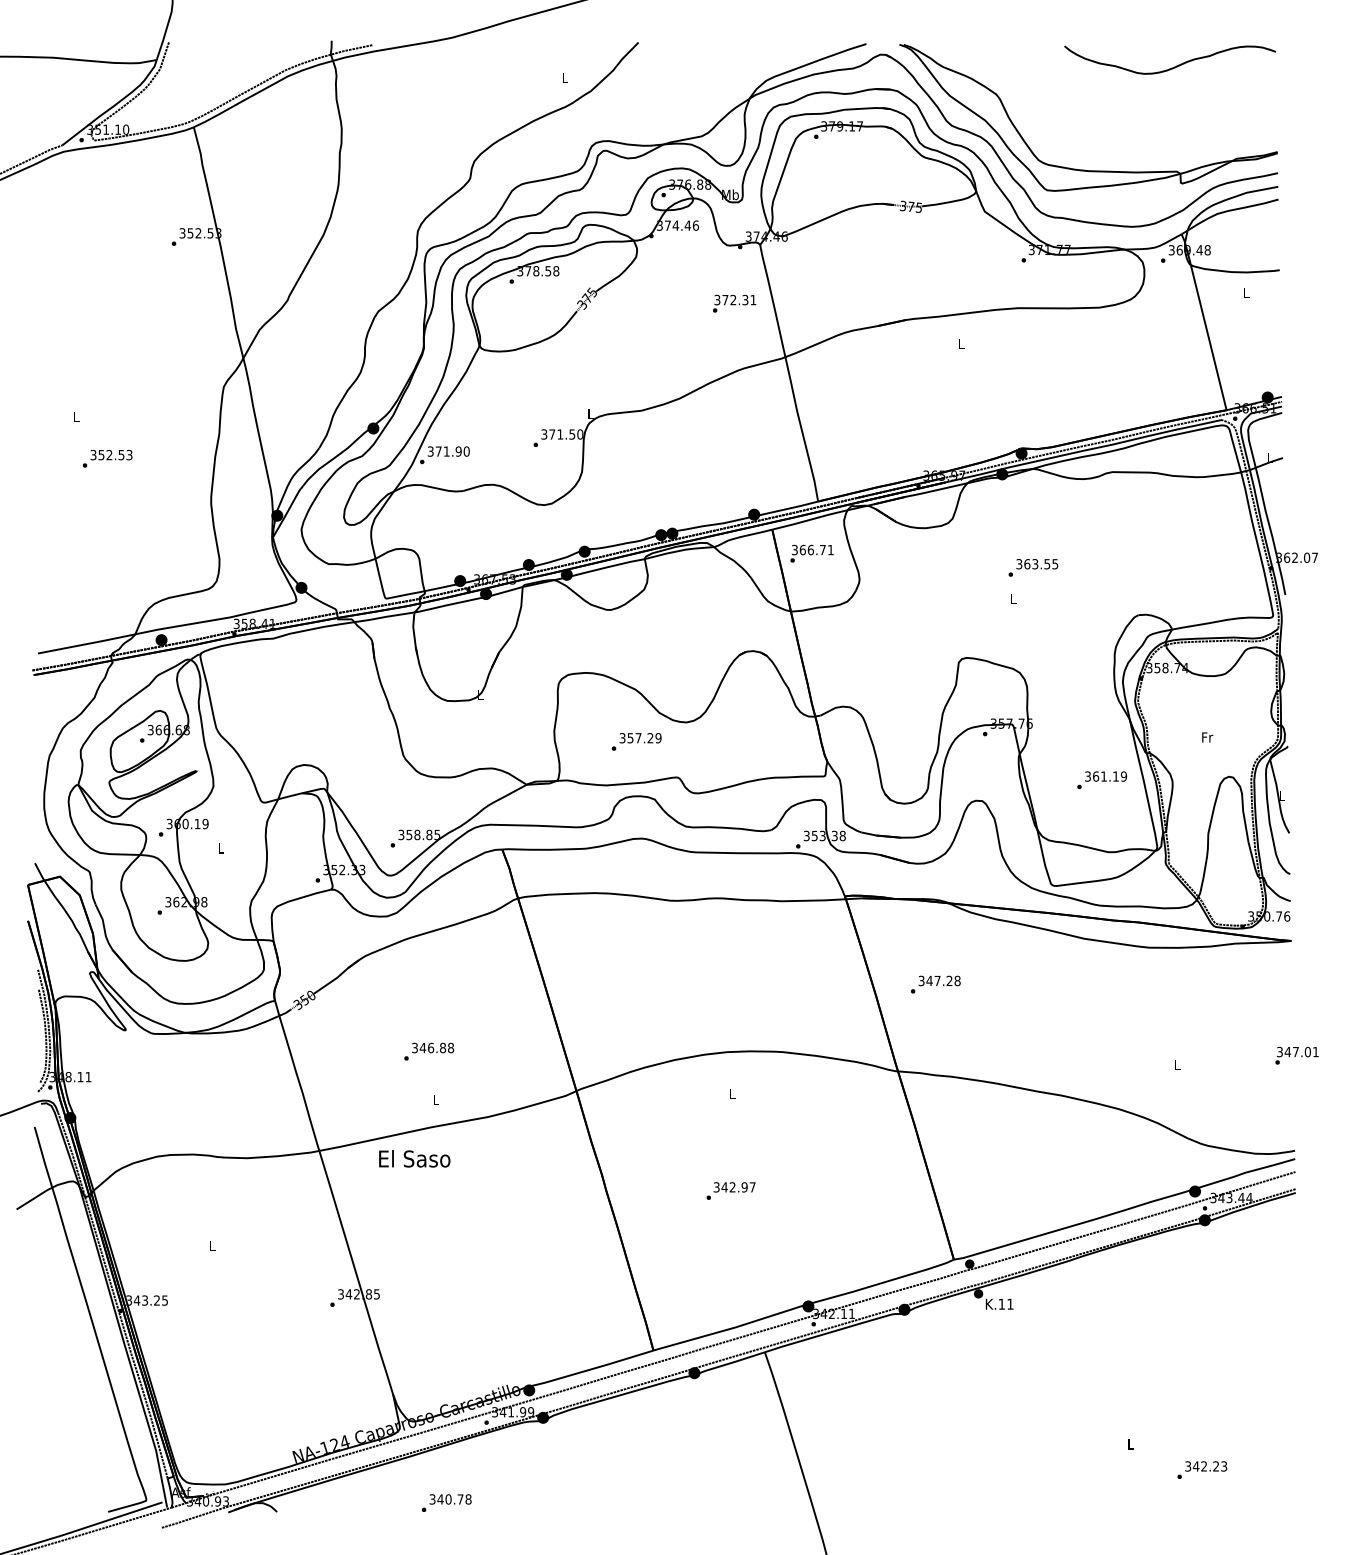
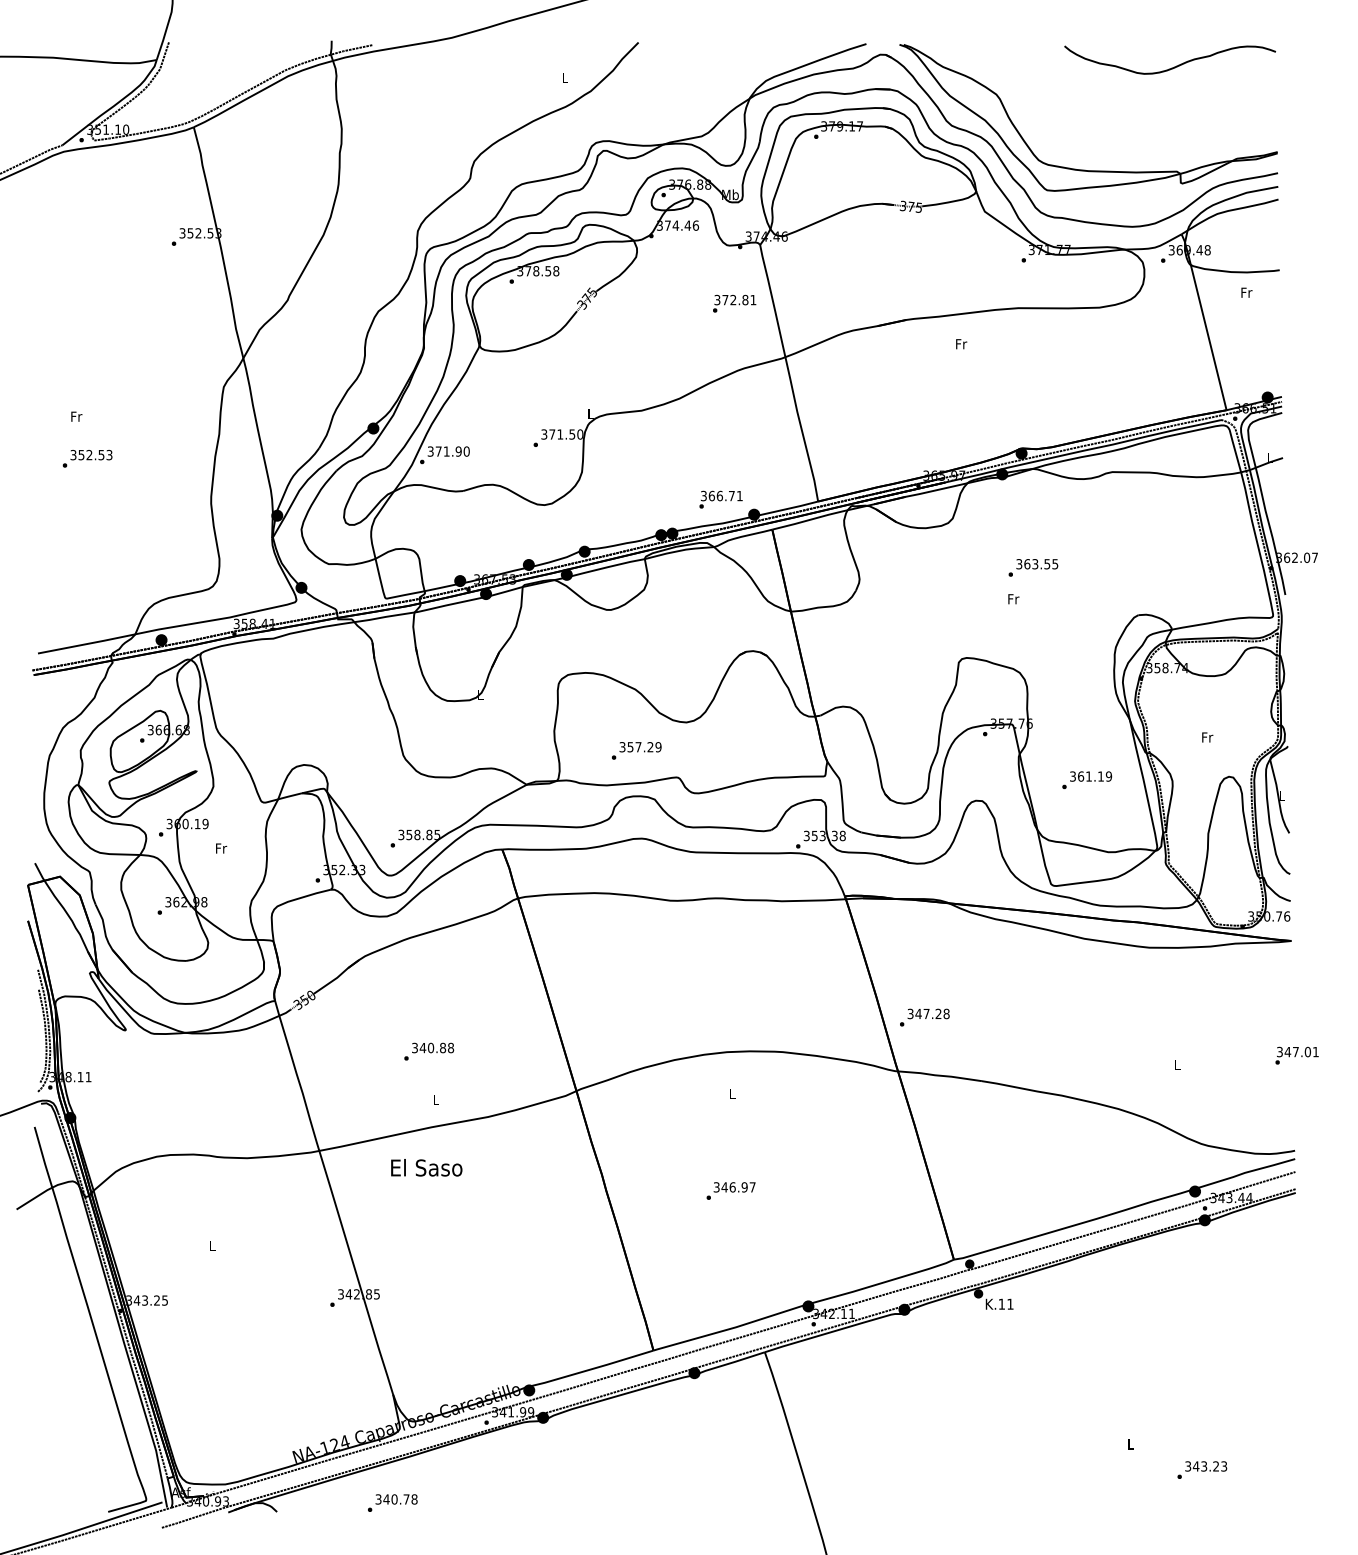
text: L -> Fr (1246, 292)
text: 372.31 -> 372.81 (745, 300)
text: L -> Fr (961, 344)
text: L -> Fr (76, 416)
text position: (107, 458) -> (87, 458) (87, 458)
text position: (811, 553) -> (720, 499) (720, 499)
text: L -> Fr (1013, 599)
text position: (636, 741) -> (636, 750) (636, 750)
text position: (1102, 780) -> (1087, 780) (1087, 780)
text: L -> Fr (221, 848)
text position: (935, 984) -> (924, 1017) (924, 1017)
text: 346.88 -> 340.88 (431, 1047)
text position: (414, 1158) -> (426, 1167) (426, 1167)
text: 342.97 -> 346.97 (732, 1187)
text: 342.23 -> 343.23 (1204, 1466)
text position: (446, 1502) -> (392, 1502) (392, 1502)
